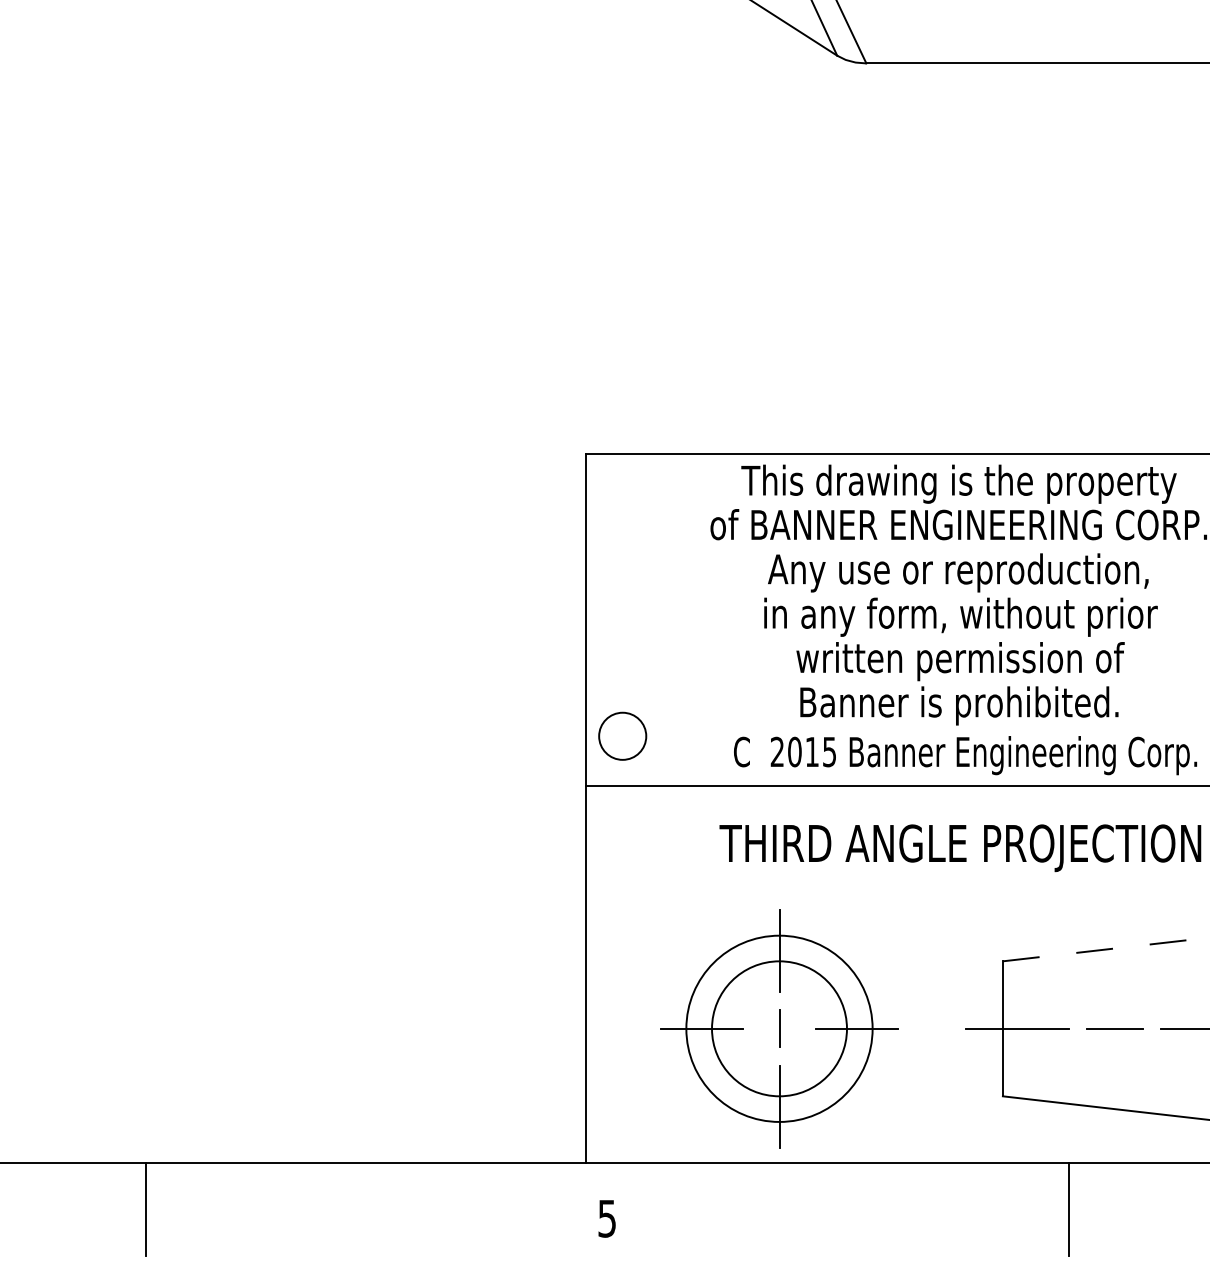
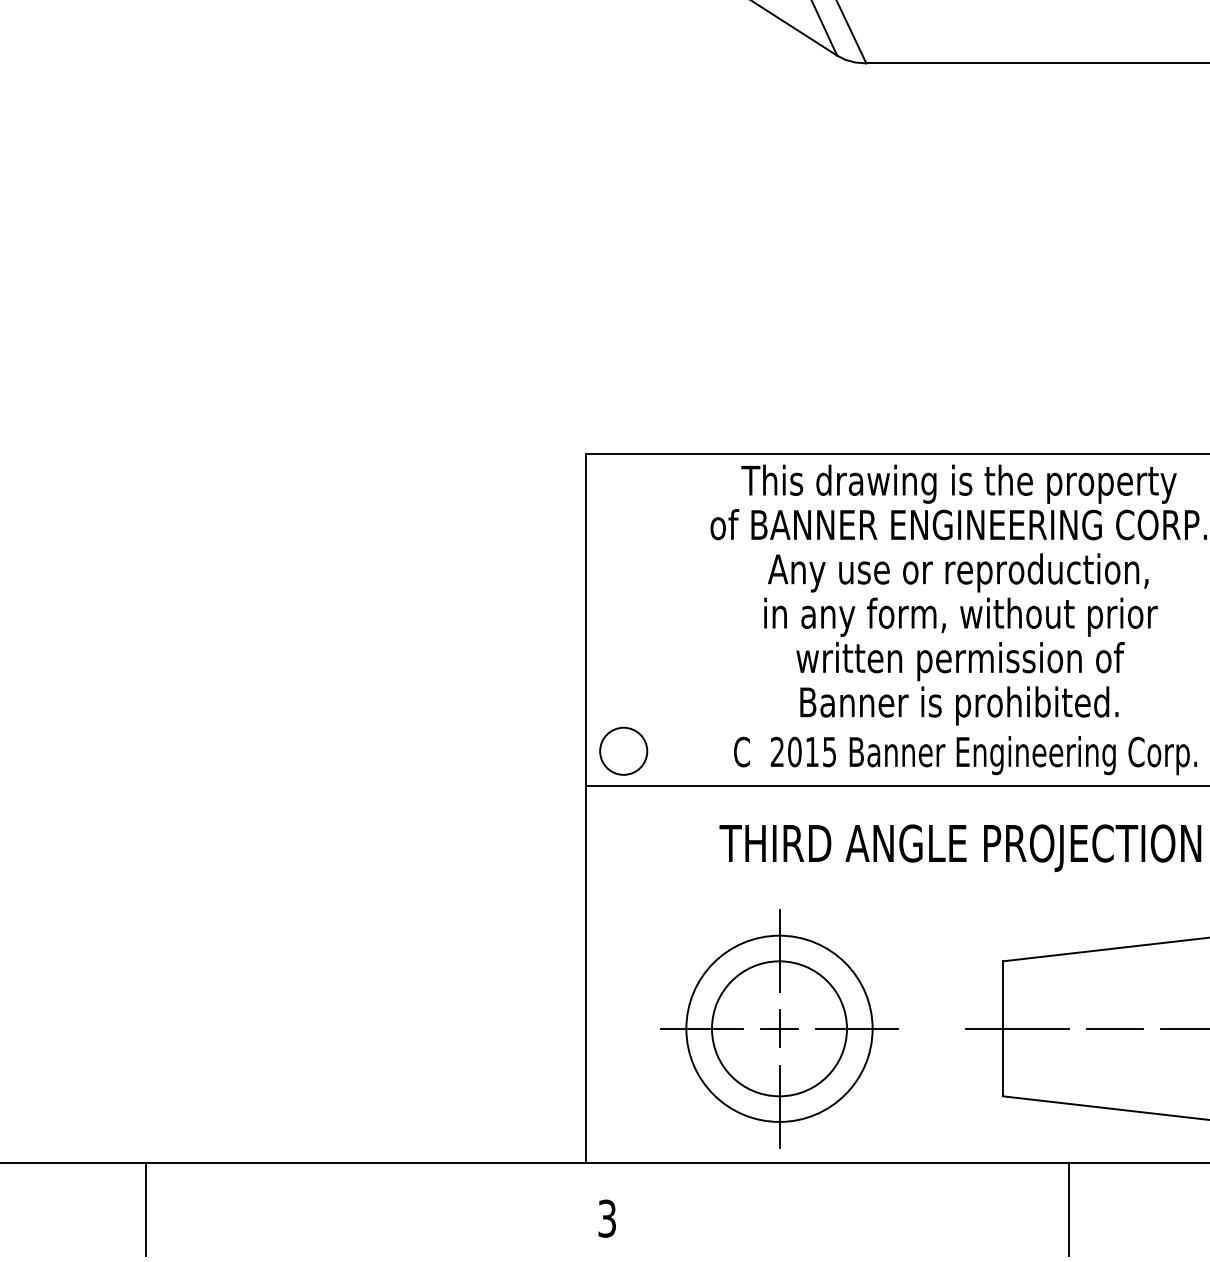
circle position: (622, 735) -> (623, 750) (623, 750)
line: dashed -> solid (1105, 949)
line: none -> present (779, 1028)
text: 5 -> 3 (607, 1218)
